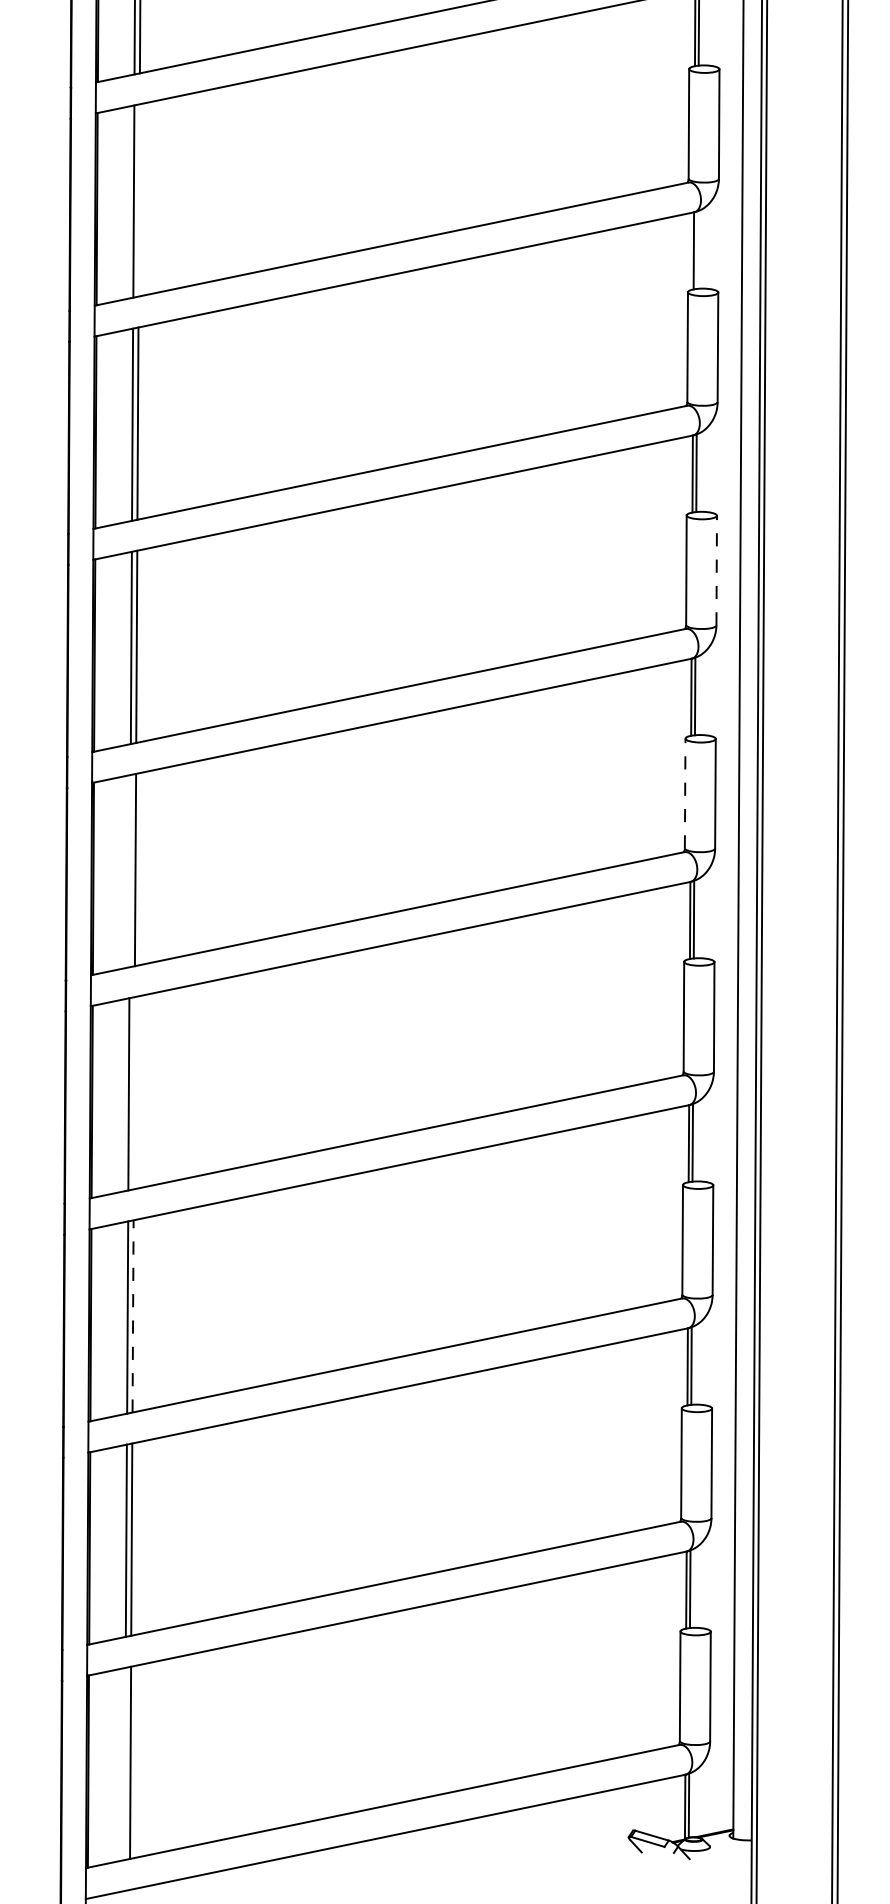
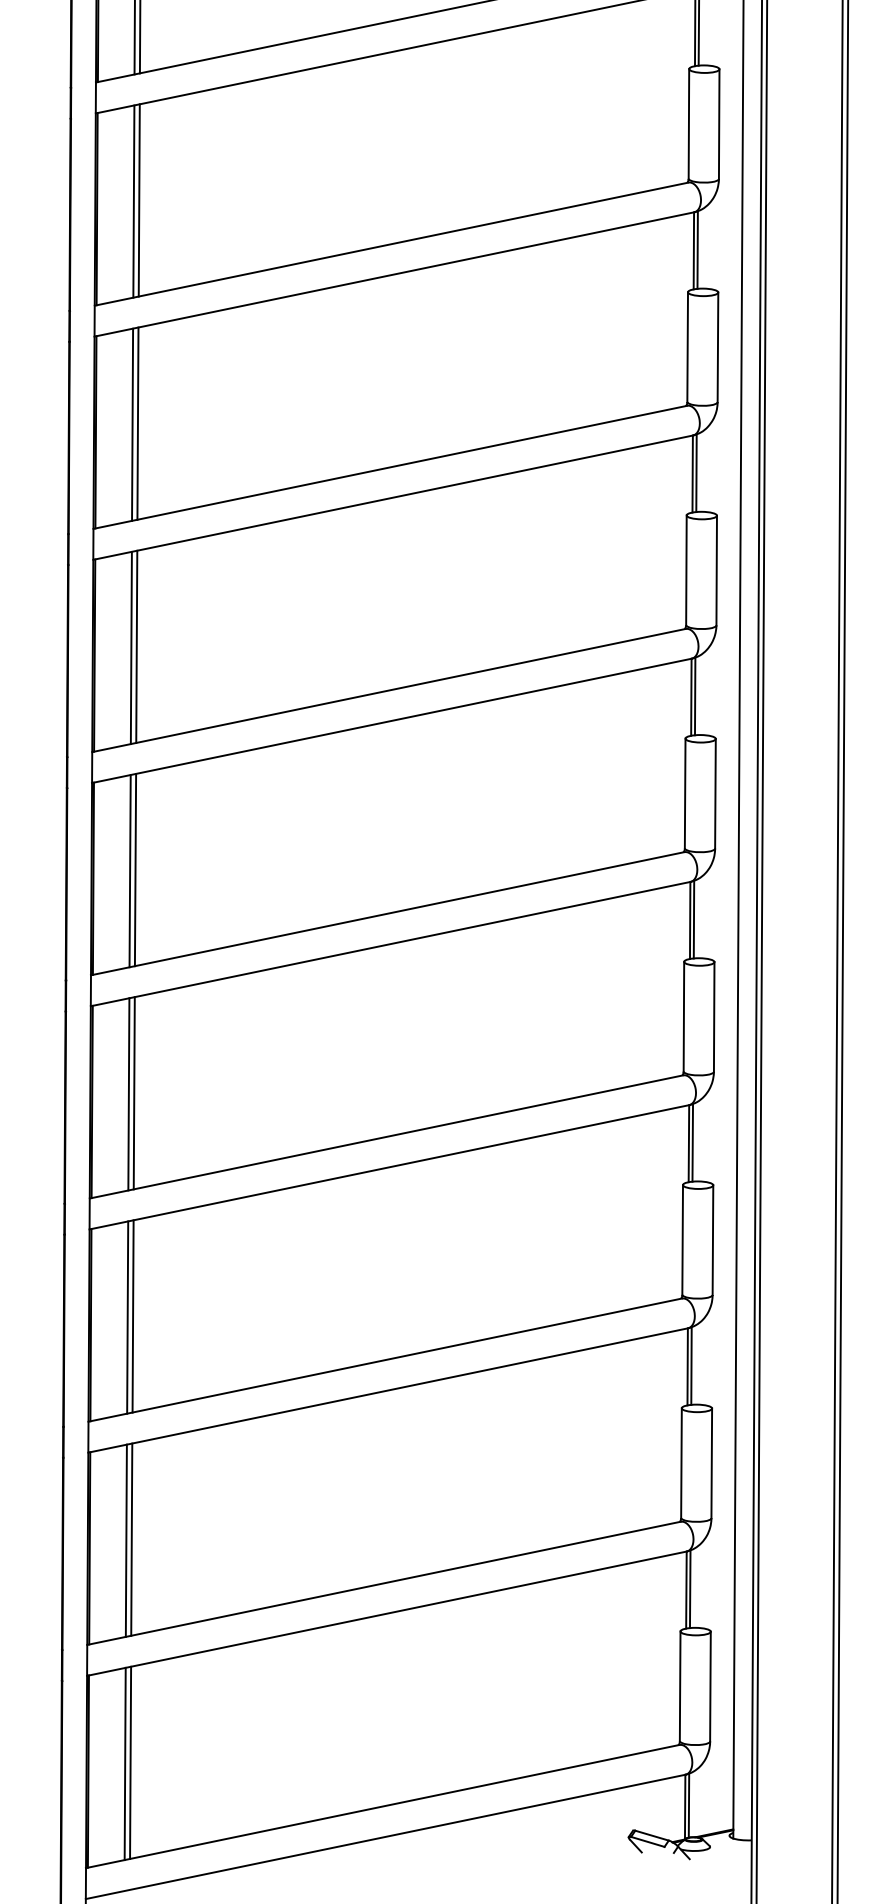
line: none -> present (138, 200)
line: none -> present (697, 249)
line: dashed -> solid (716, 570)
line: dashed -> solid (685, 793)
line: none -> present (129, 871)
line: none -> present (133, 1093)
line: dashed -> solid (133, 1315)
line: none -> present (124, 1763)
